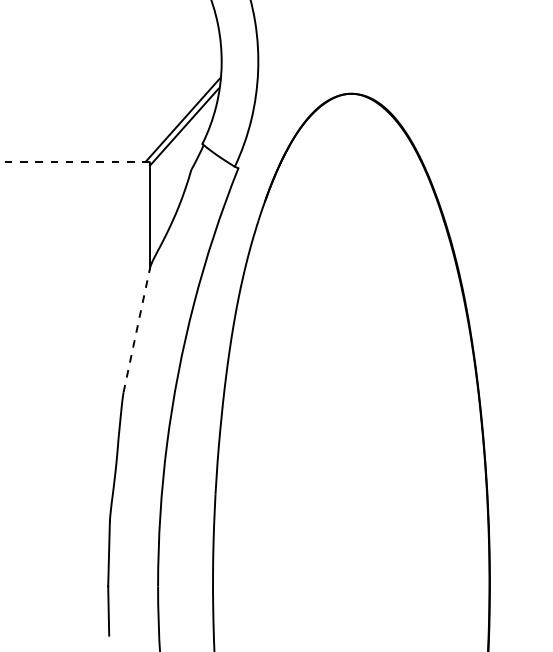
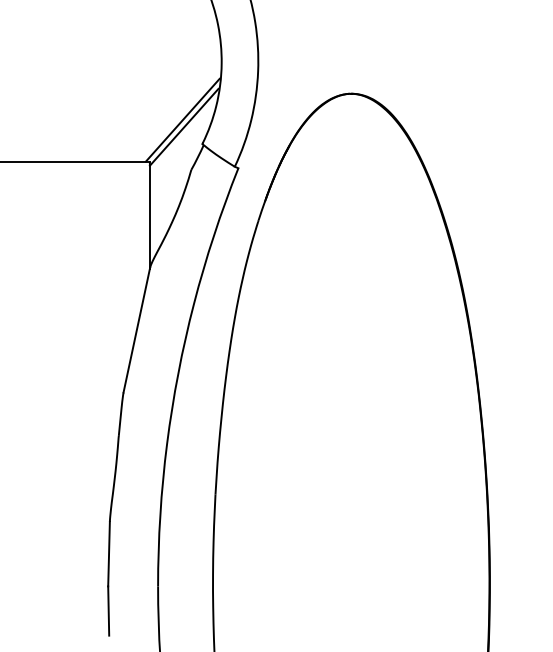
line: dashed -> solid (74, 161)
line: dashed -> solid (136, 330)
